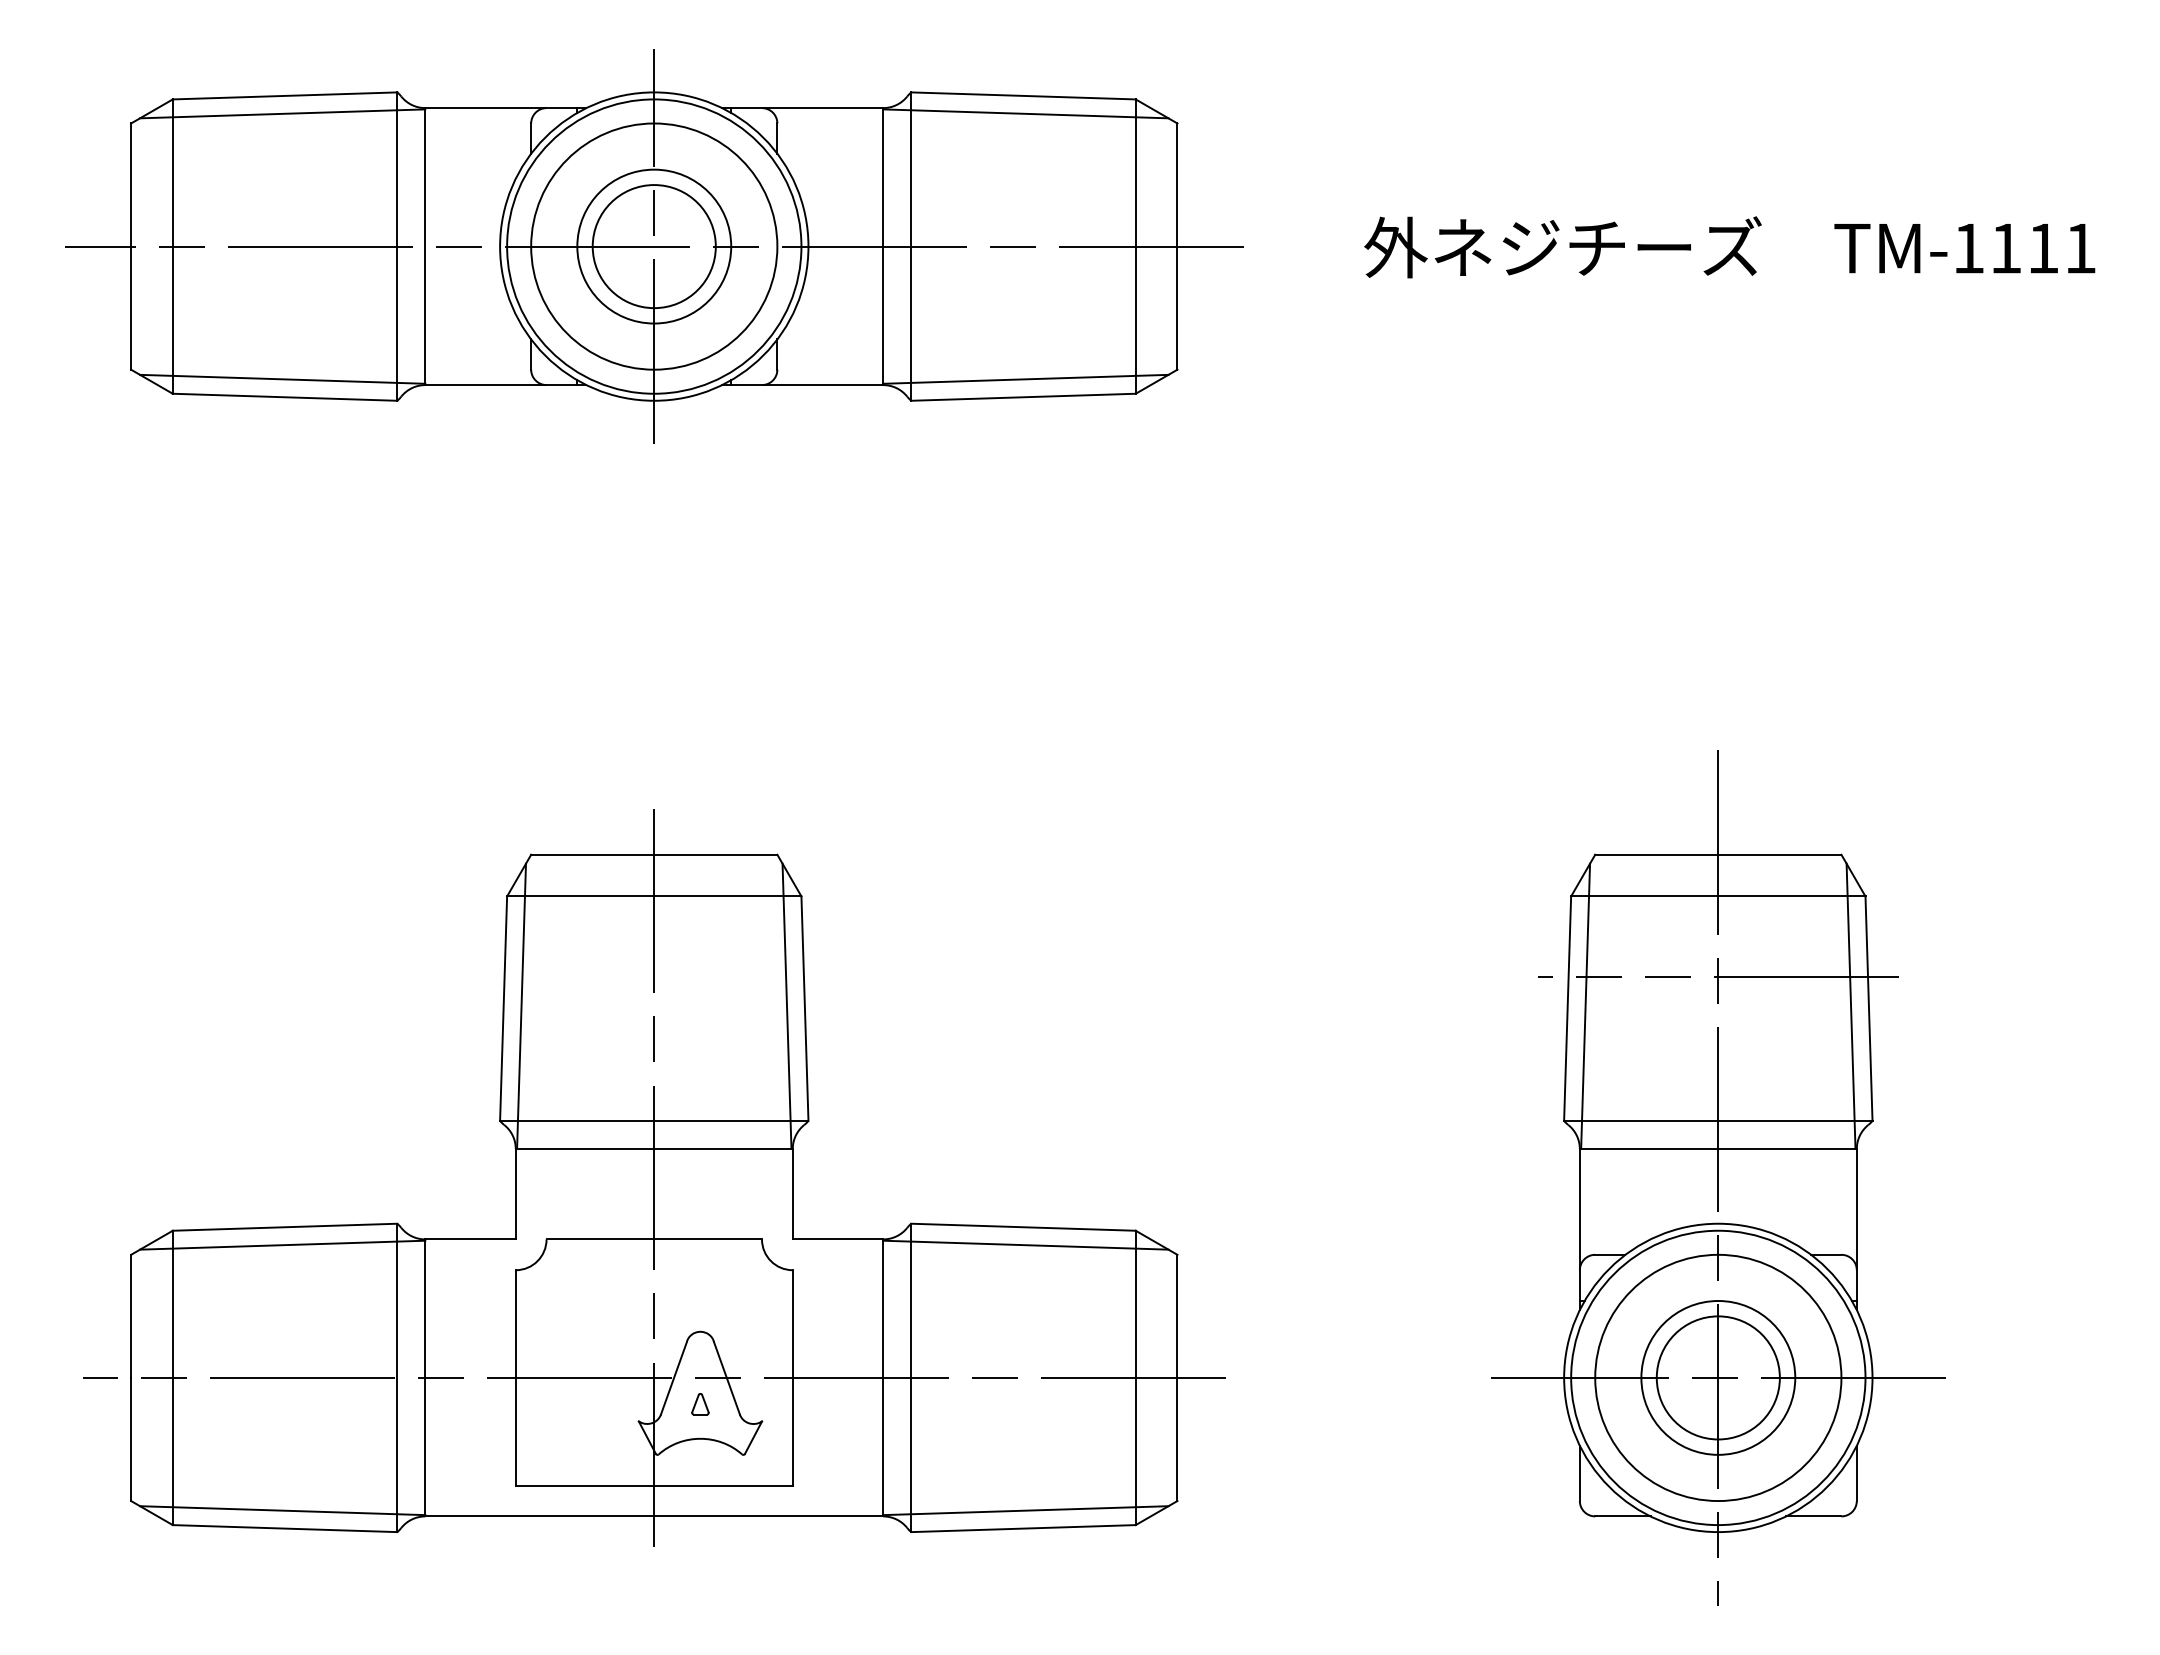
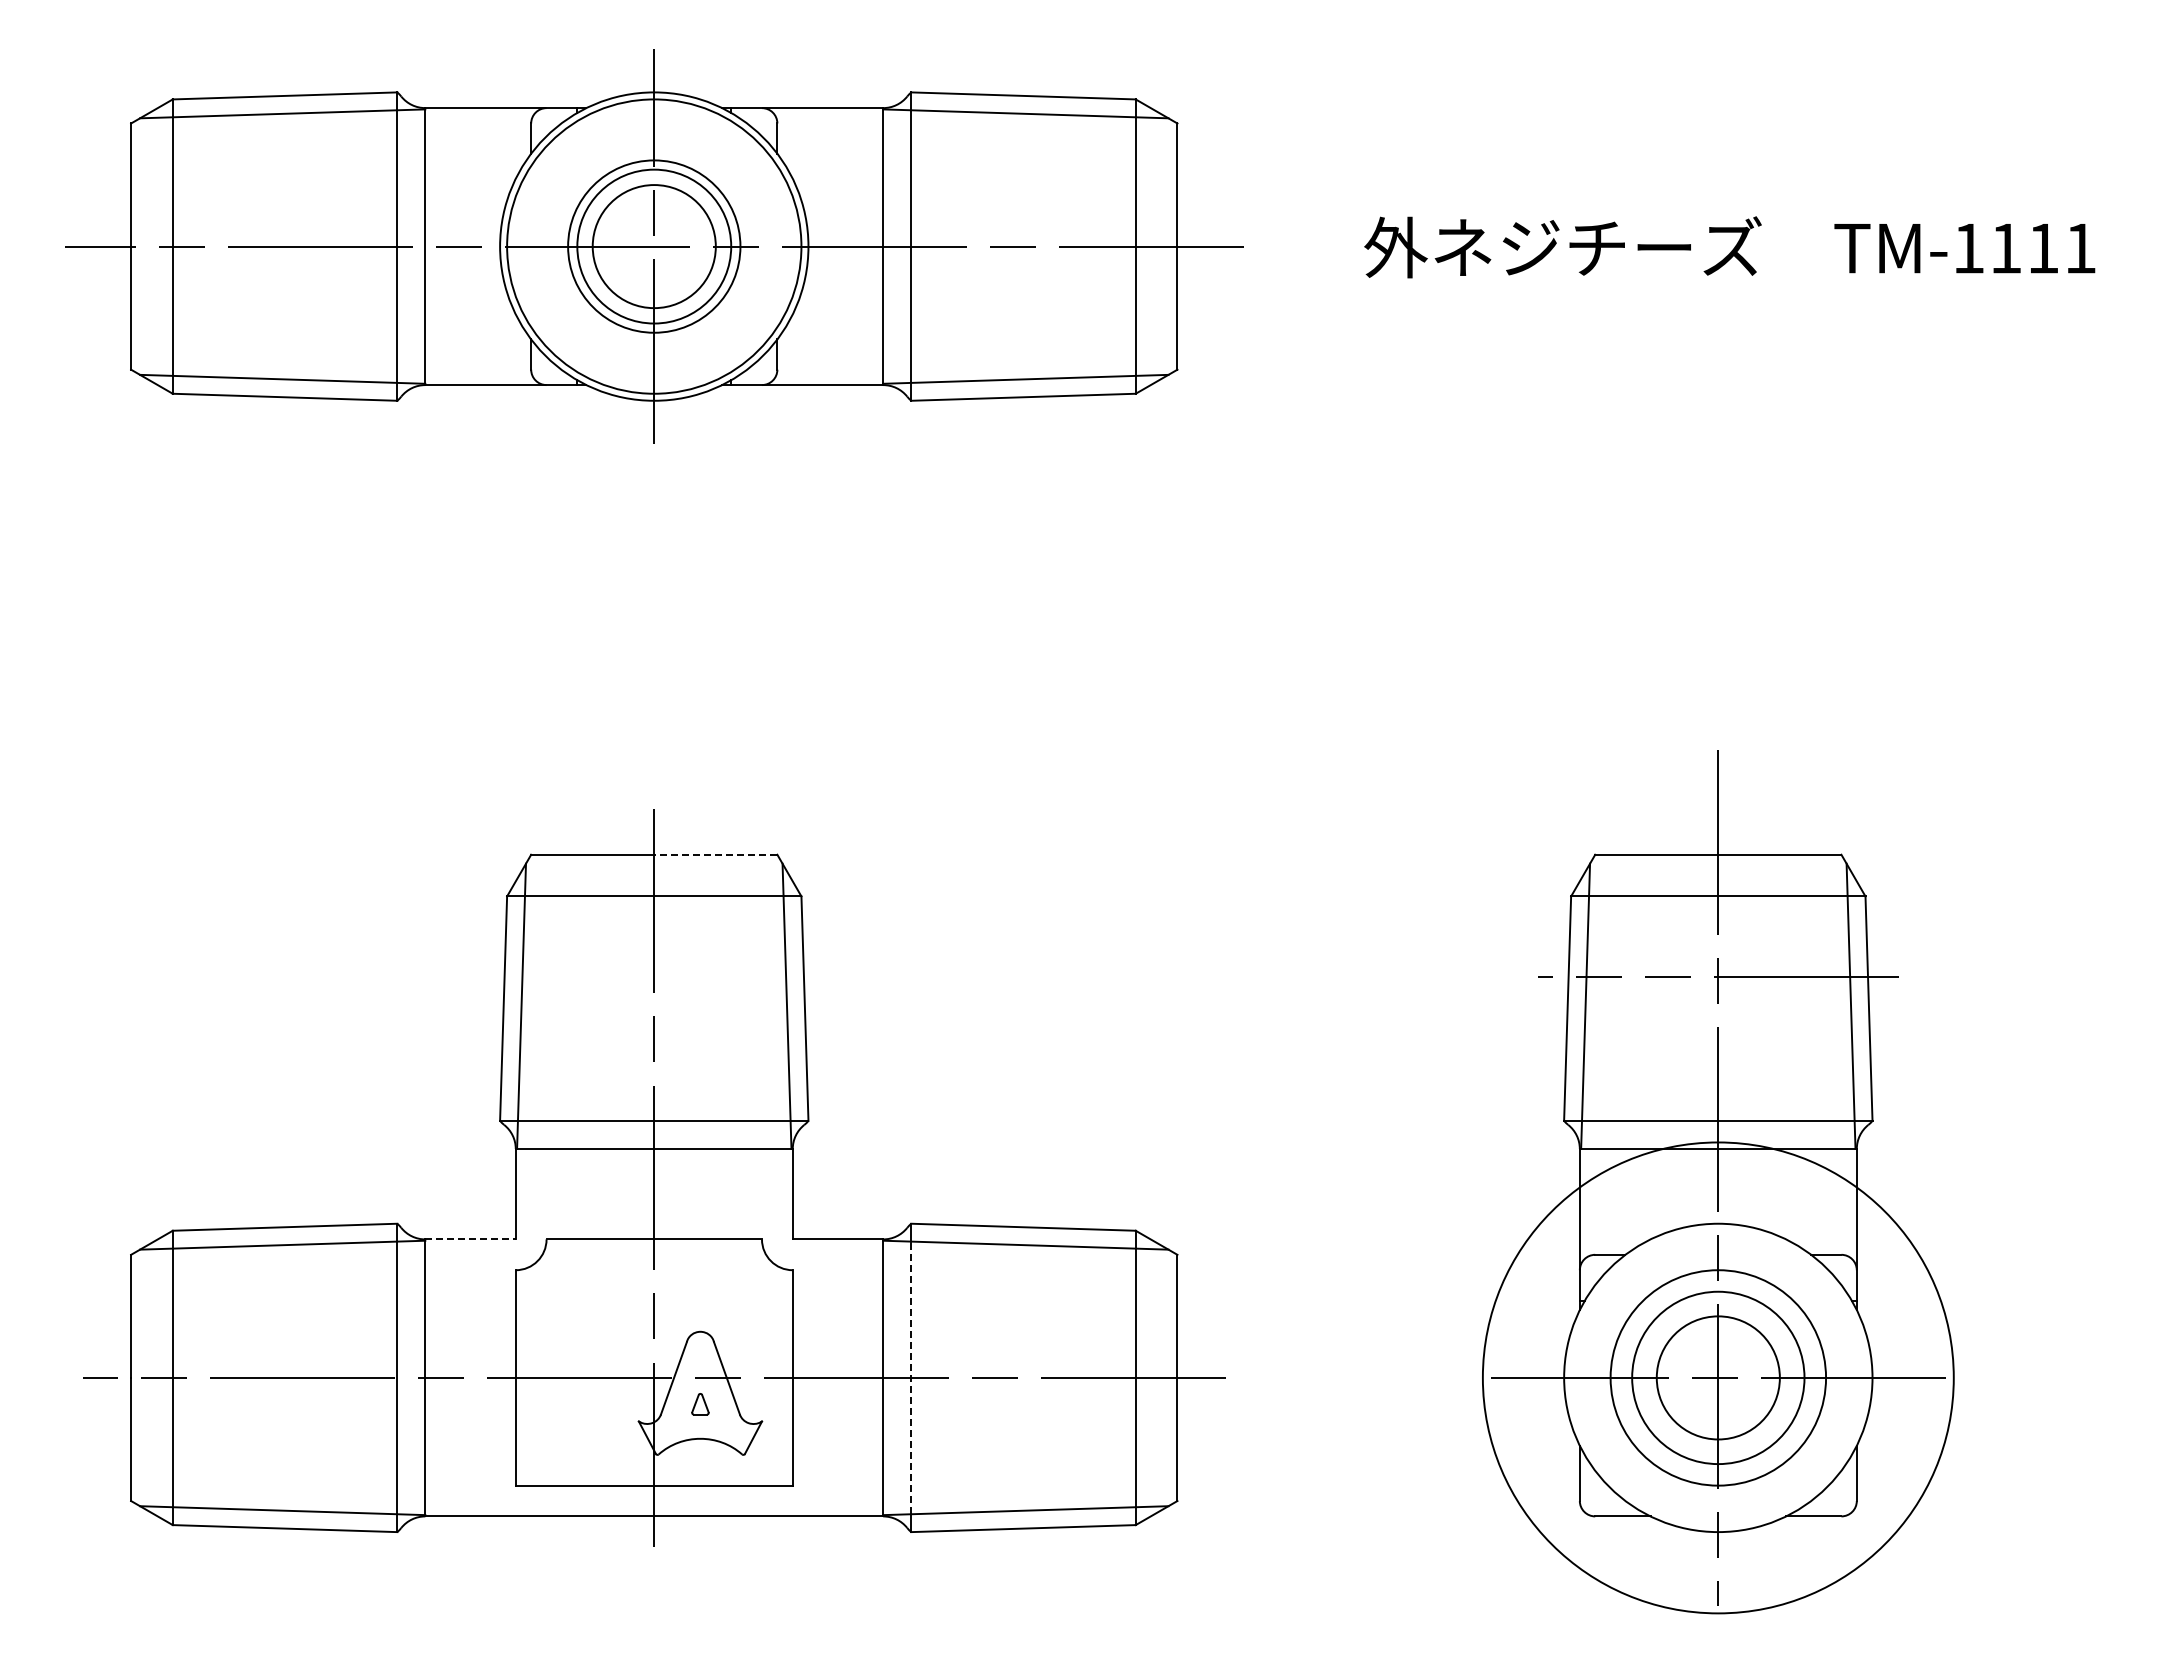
circle diameter: 246 px -> 172 px (654, 246)
line: solid -> dashed (715, 854)
line: solid -> dashed (471, 1239)
line: solid -> dashed (911, 1377)
circle diameter: 154 px -> 215 px (1718, 1377)
circle diameter: 246 px -> 172 px (1718, 1377)
circle diameter: 294 px -> 471 px (1717, 1377)
